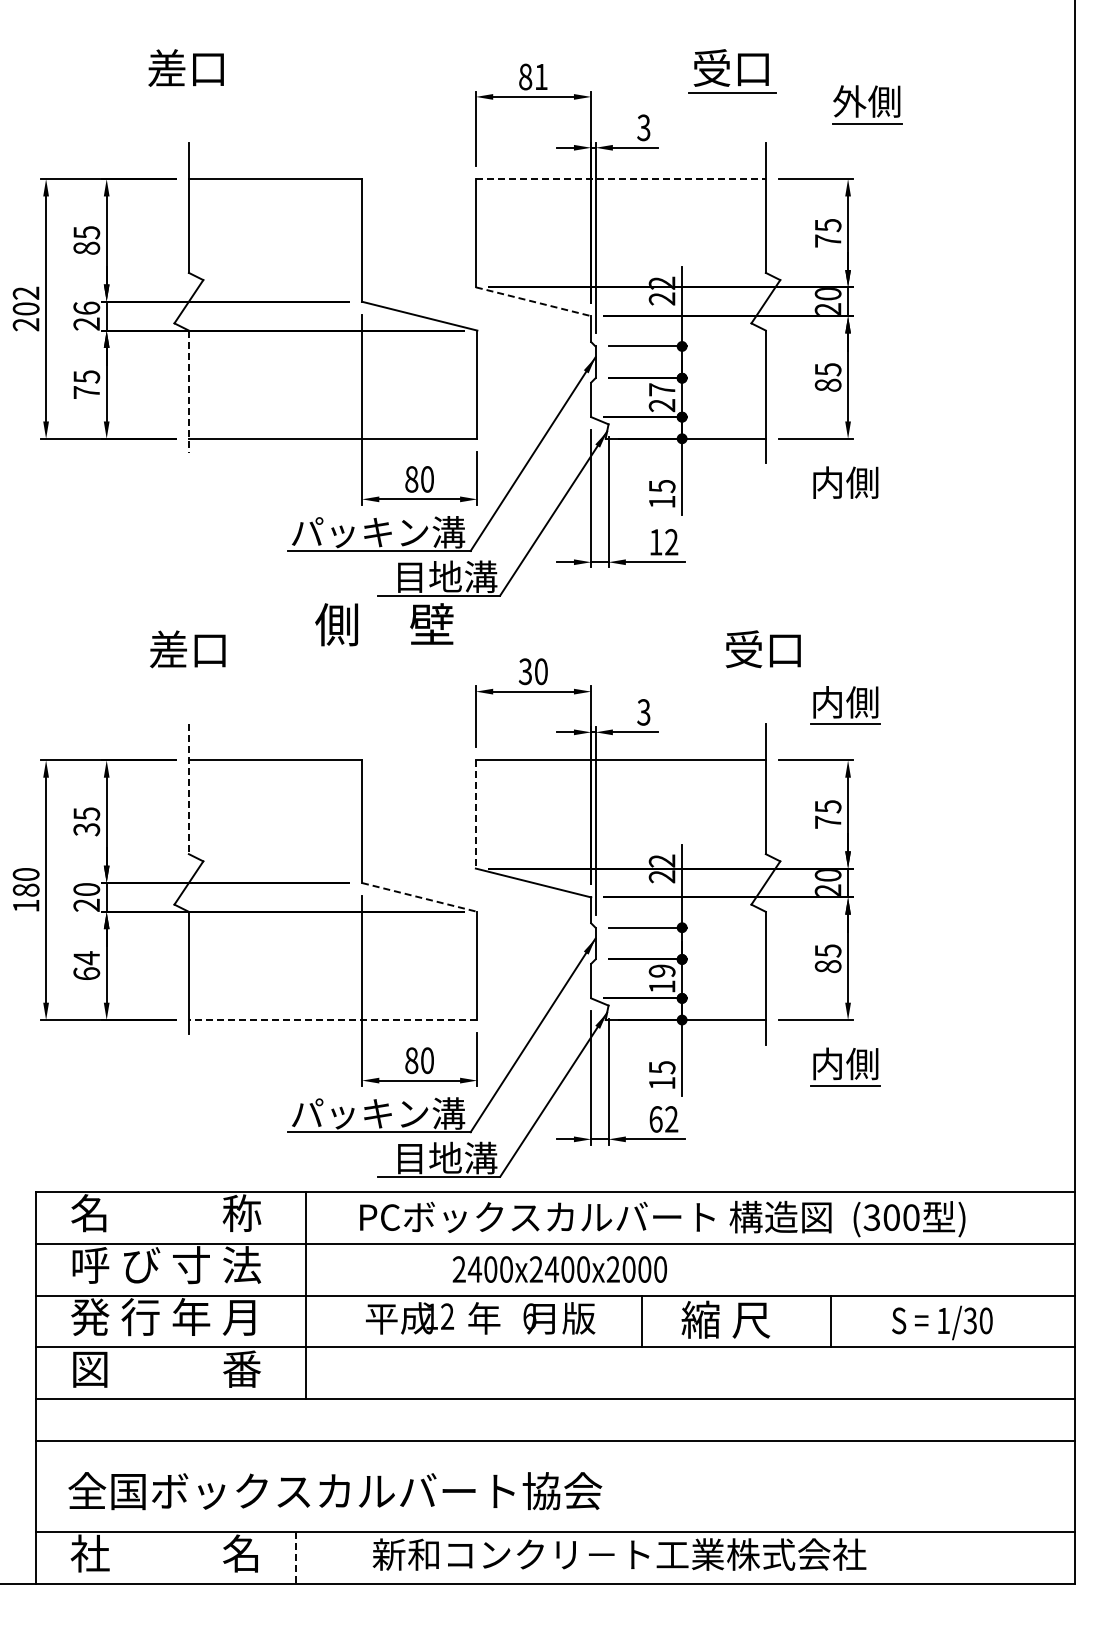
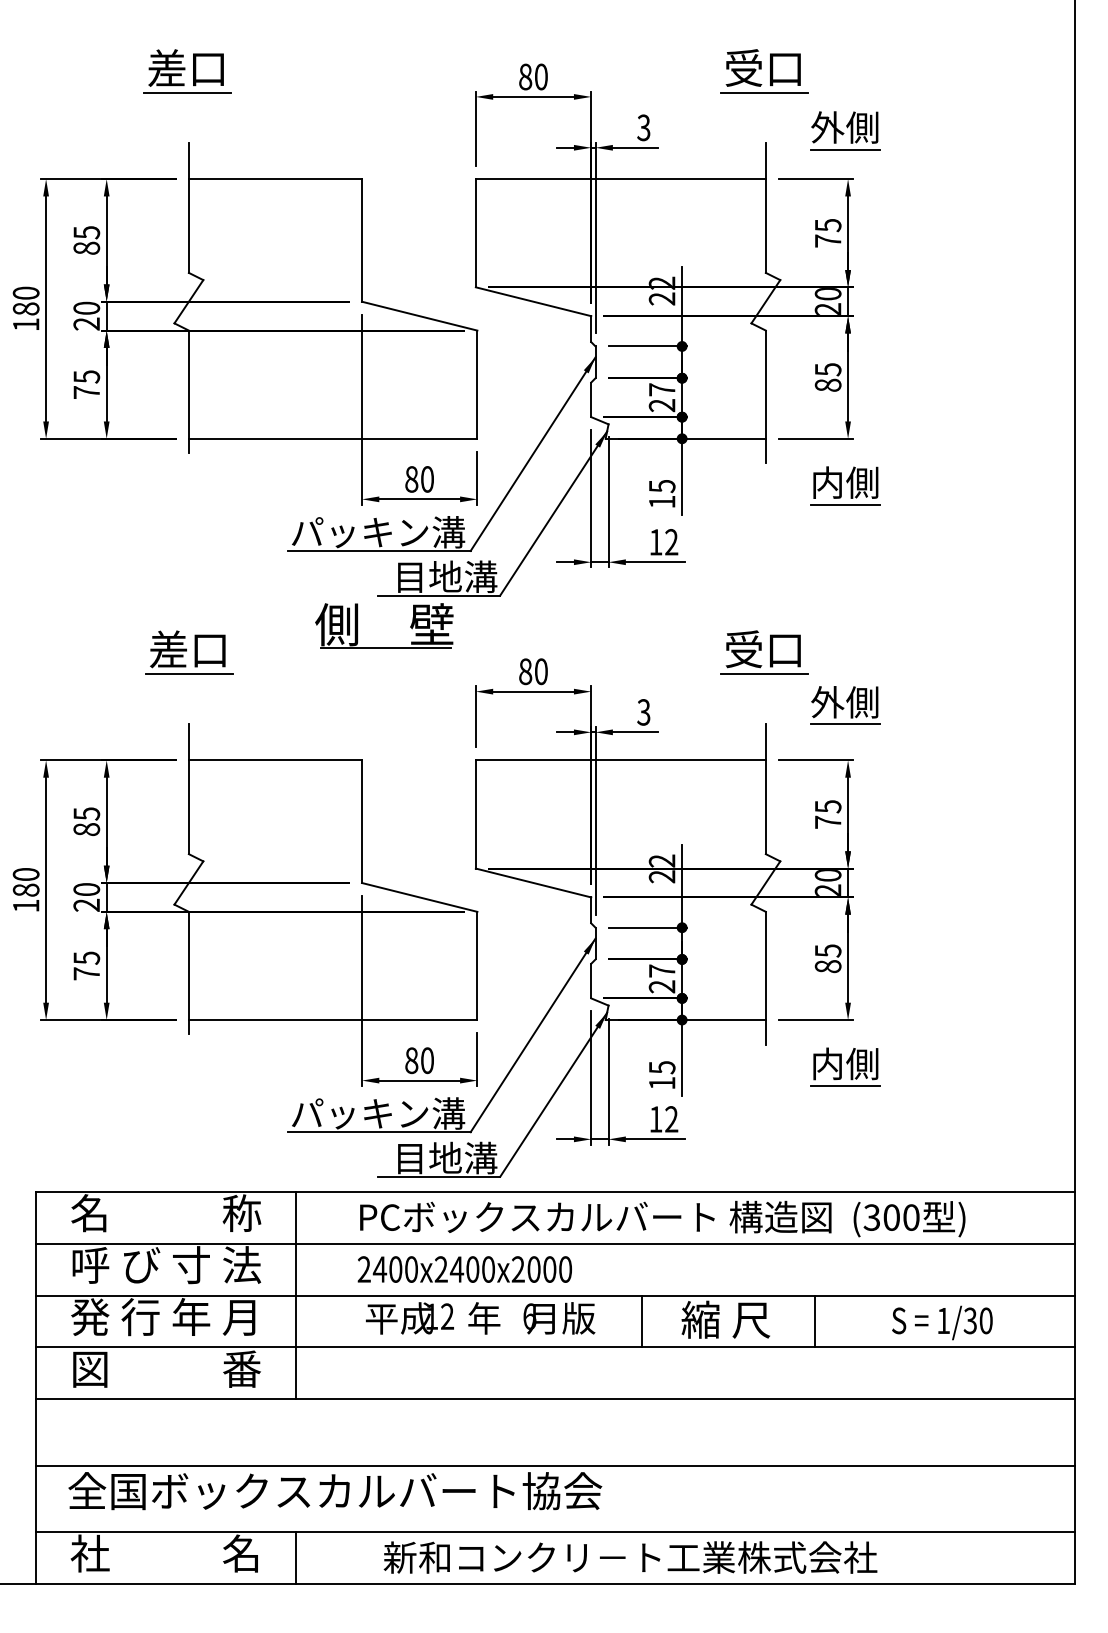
part position: (732, 71) -> (764, 71) (764, 71)
text: 81 -> 80 (541, 76)
line: none -> present (187, 92)
part position: (867, 104) -> (845, 130) (845, 130)
line: dashed -> solid (621, 179)
line: dashed -> solid (534, 301)
text: 26 -> 20 (86, 307)
text: 202 -> 180 (25, 308)
line: dashed -> solid (188, 392)
line: none -> present (844, 504)
line: none -> present (385, 647)
text: 30 -> 80 (525, 671)
line: none -> present (189, 673)
line: none -> present (764, 673)
text: 内側 -> 外側 (827, 702)
line: dashed -> solid (188, 789)
line: dashed -> solid (475, 814)
text: 35 -> 85 (86, 829)
line: dashed -> solid (420, 897)
text: 64 -> 75 (86, 965)
text: 19 -> 27 (661, 978)
line: dashed -> solid (332, 1020)
text: 62 -> 12 (655, 1119)
text position: (559, 1269) -> (464, 1269) (464, 1269)
line position: (305, 1295) -> (295, 1295) (295, 1295)
line position: (831, 1321) -> (815, 1321) (815, 1321)
line position: (555, 1440) -> (555, 1465) (555, 1465)
text position: (619, 1554) -> (630, 1557) (630, 1557)
line: dashed -> solid (295, 1558)
